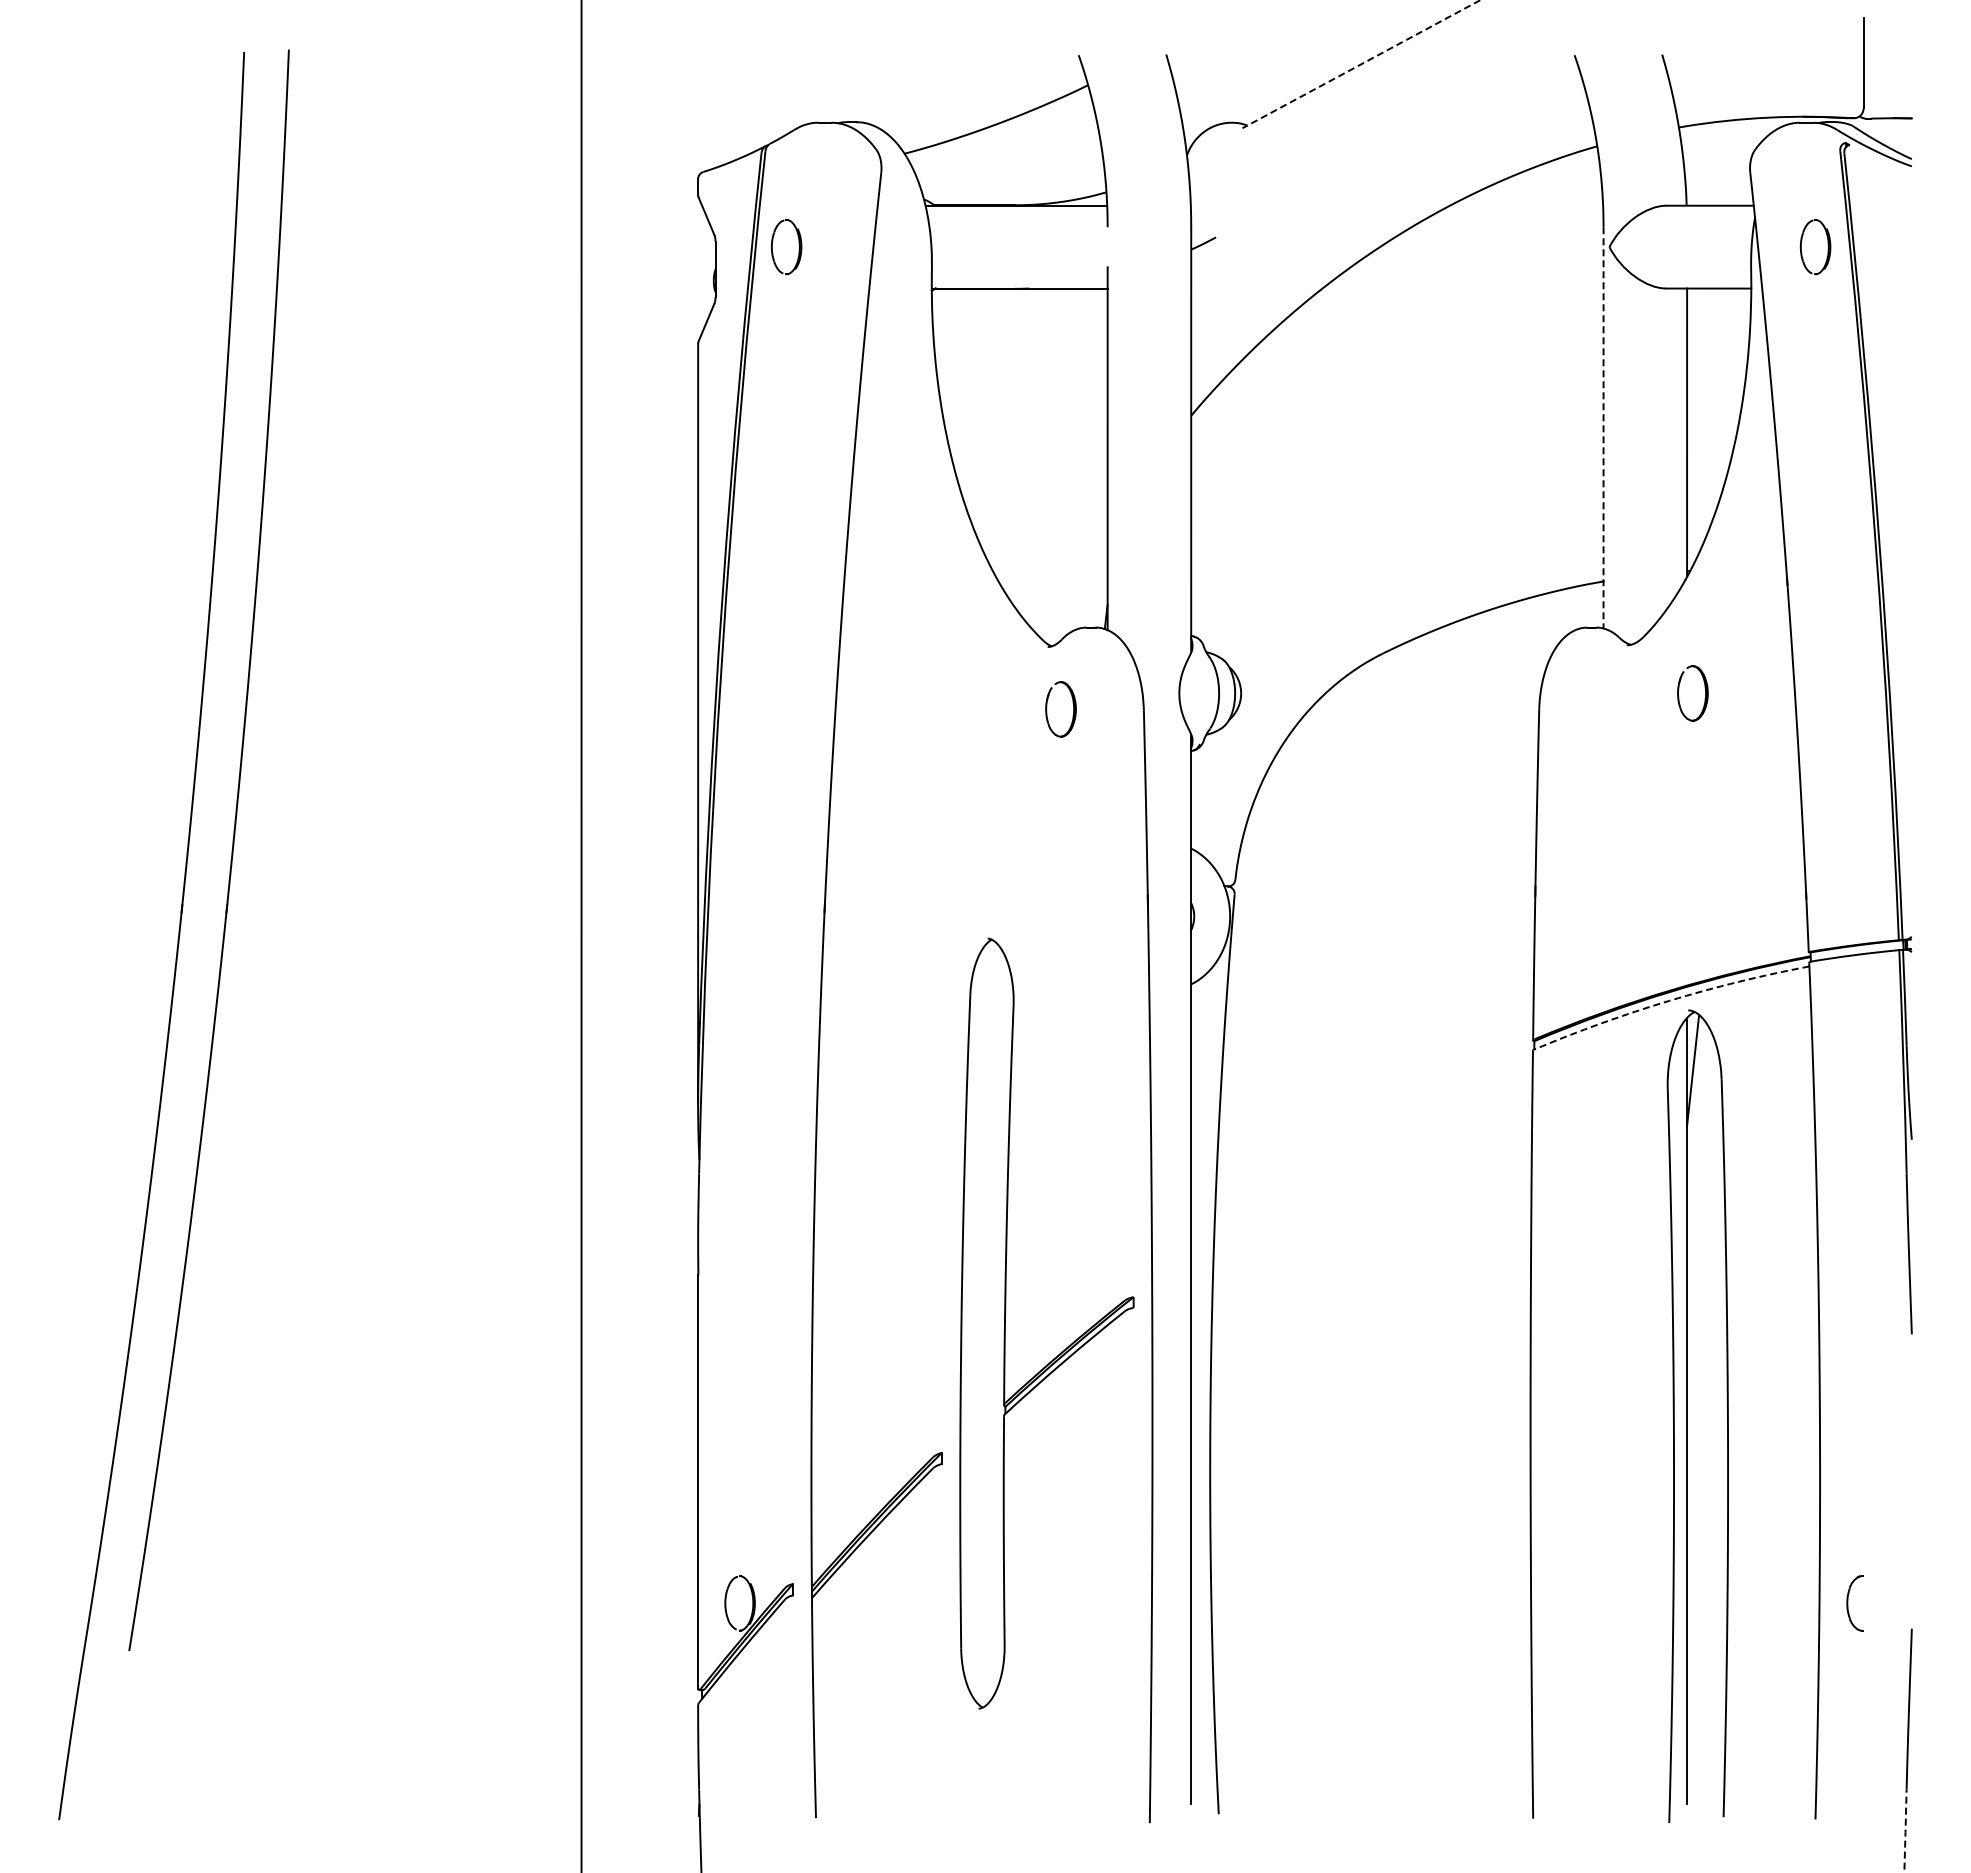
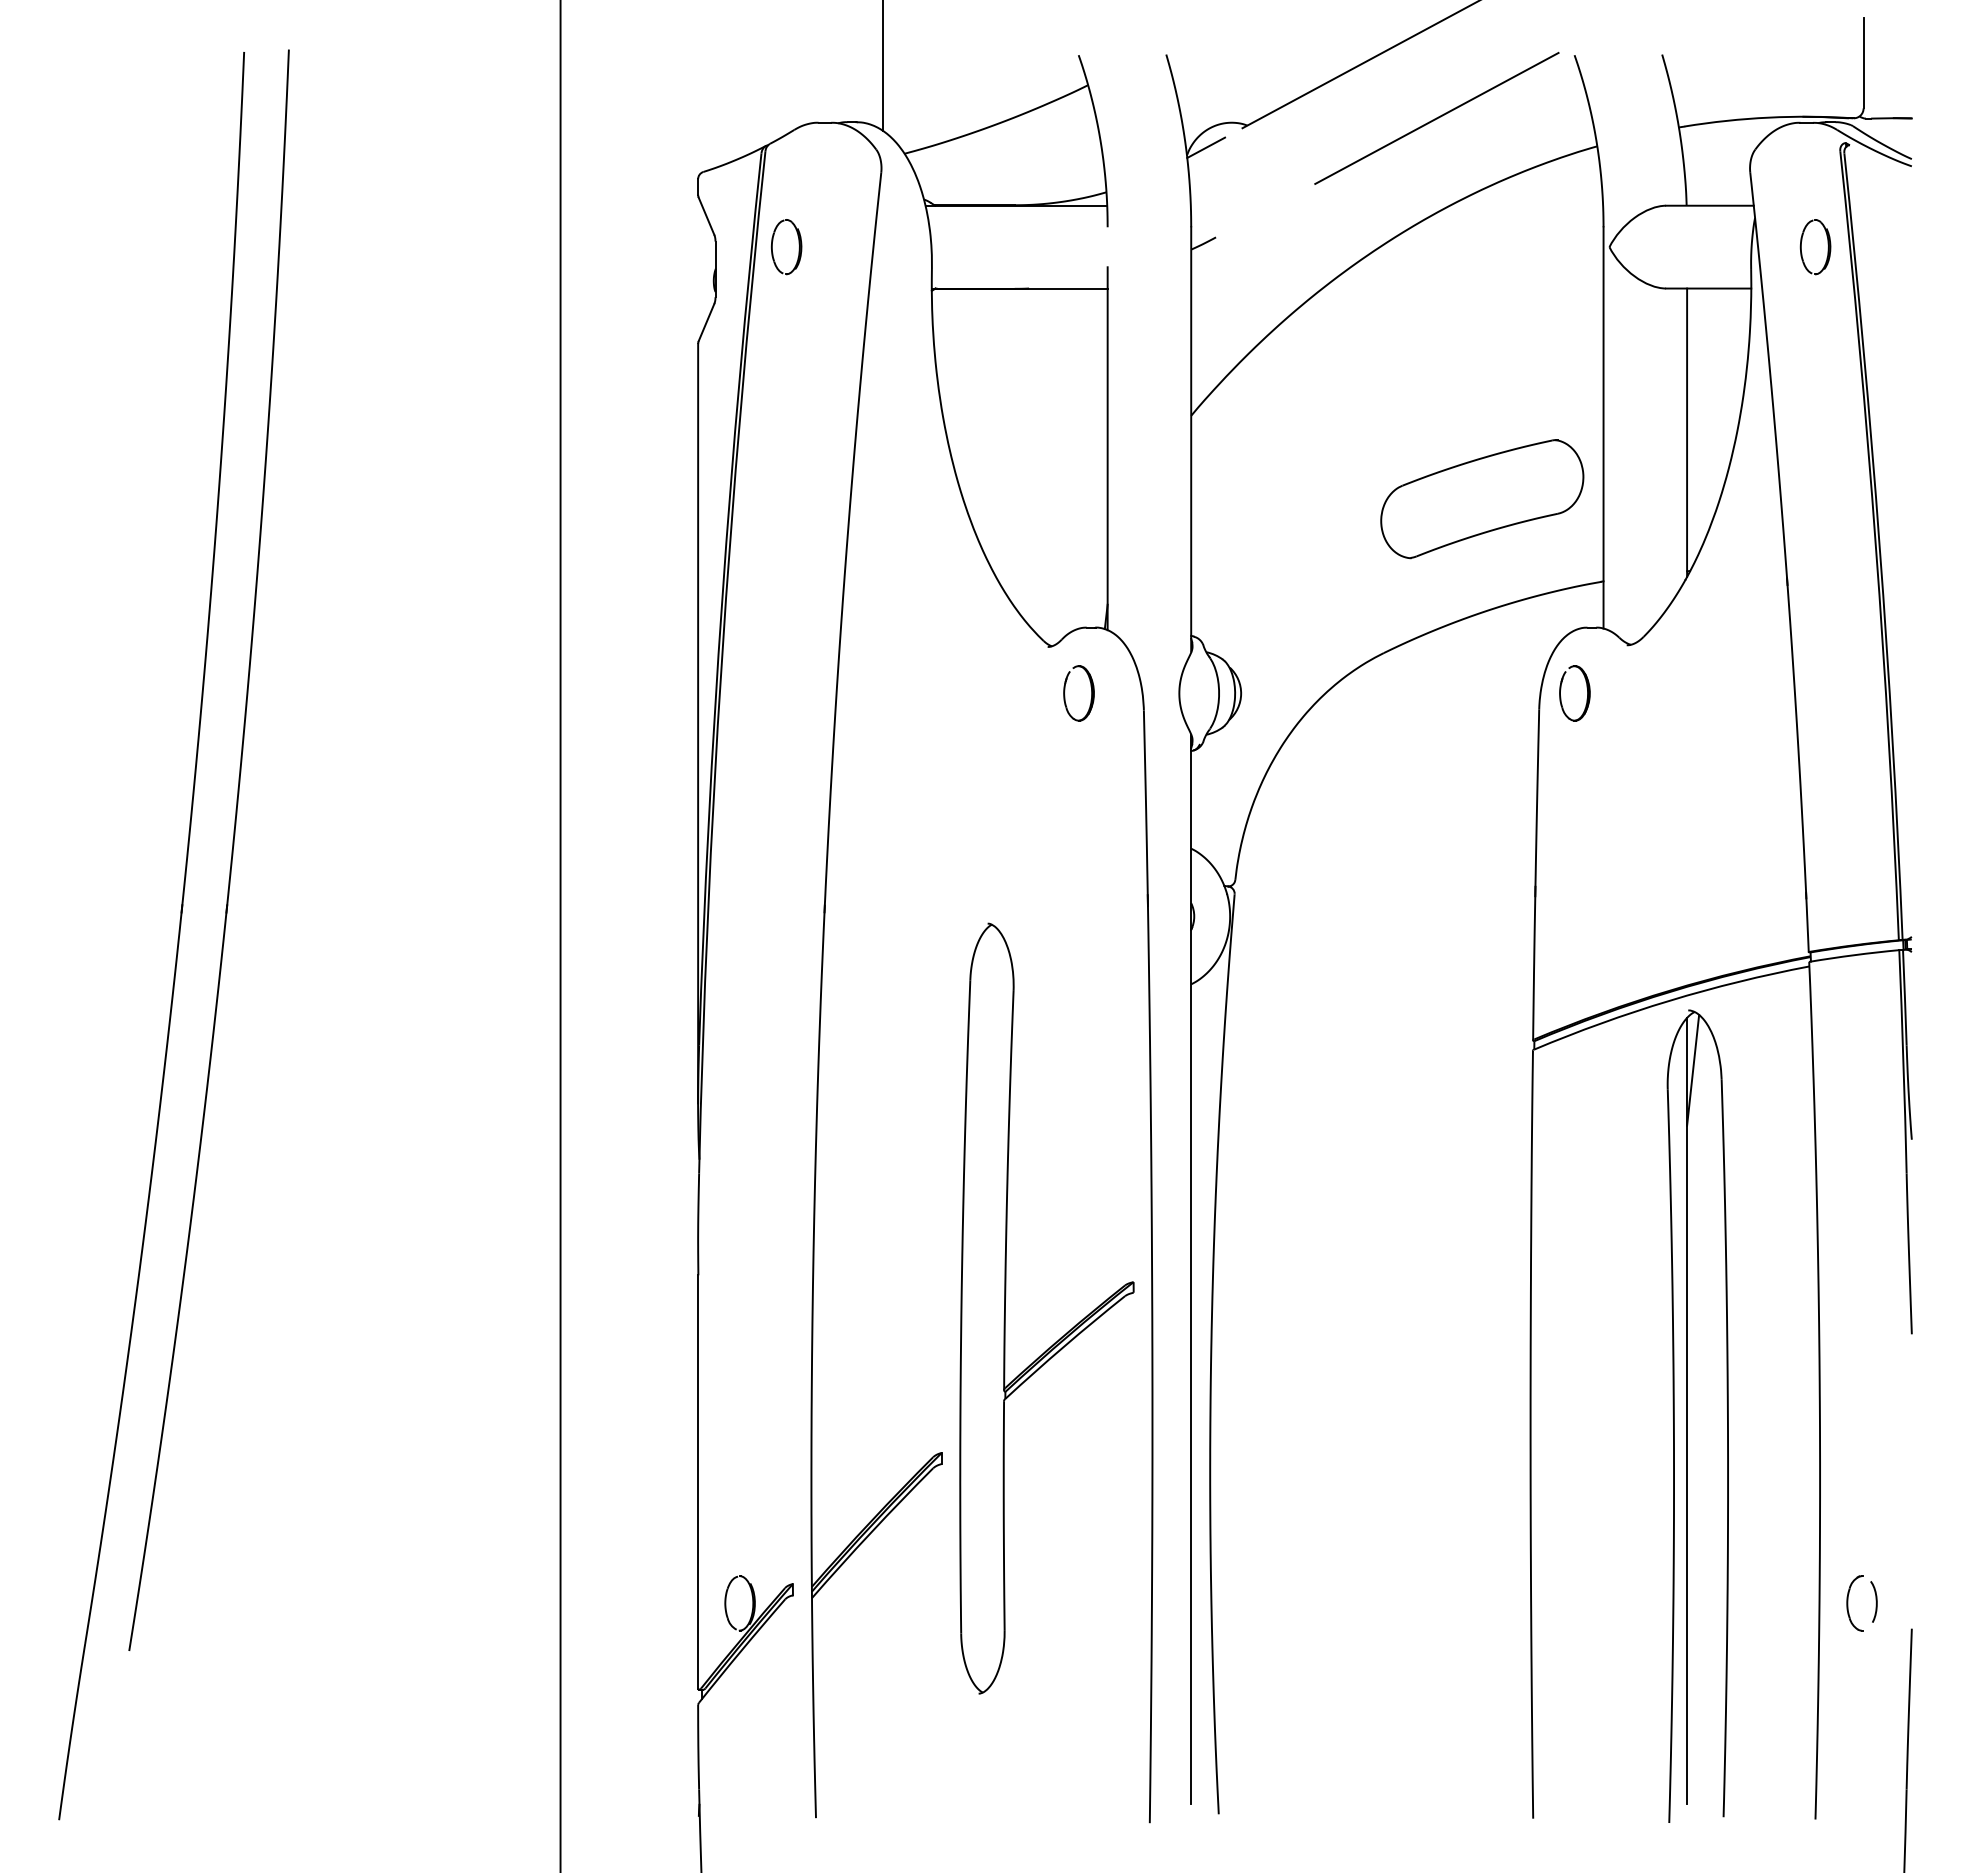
line: dashed -> solid (1361, 64)
line: none -> present (882, 66)
line: none -> present (1436, 117)
line: none -> present (1206, 147)
line: dashed -> solid (1603, 427)
part: none -> present (1482, 499)
part position: (1705, 693) -> (1587, 693) (1587, 693)
part position: (1073, 709) -> (1091, 693) (1091, 693)
line position: (581, 935) -> (560, 935) (560, 935)
arc: dashed -> solid (1669, 1000)
part position: (1068, 1345) -> (1068, 1330) (1068, 1330)
curve: none -> present (1875, 1601)
arc: dashed -> solid (1905, 1830)
